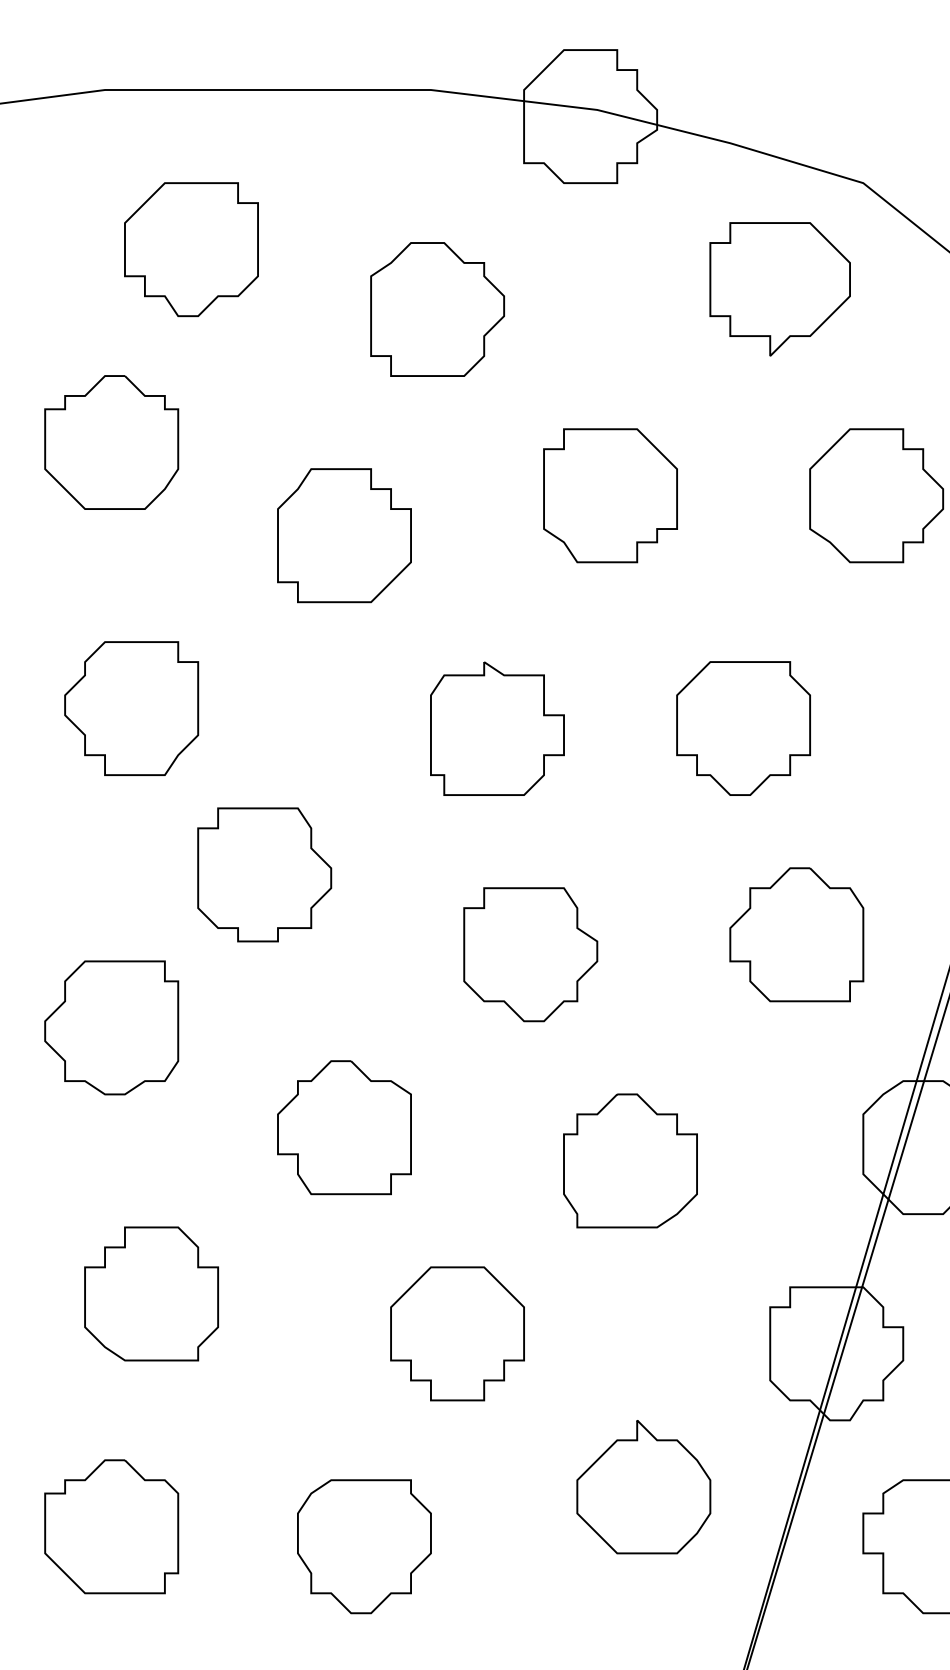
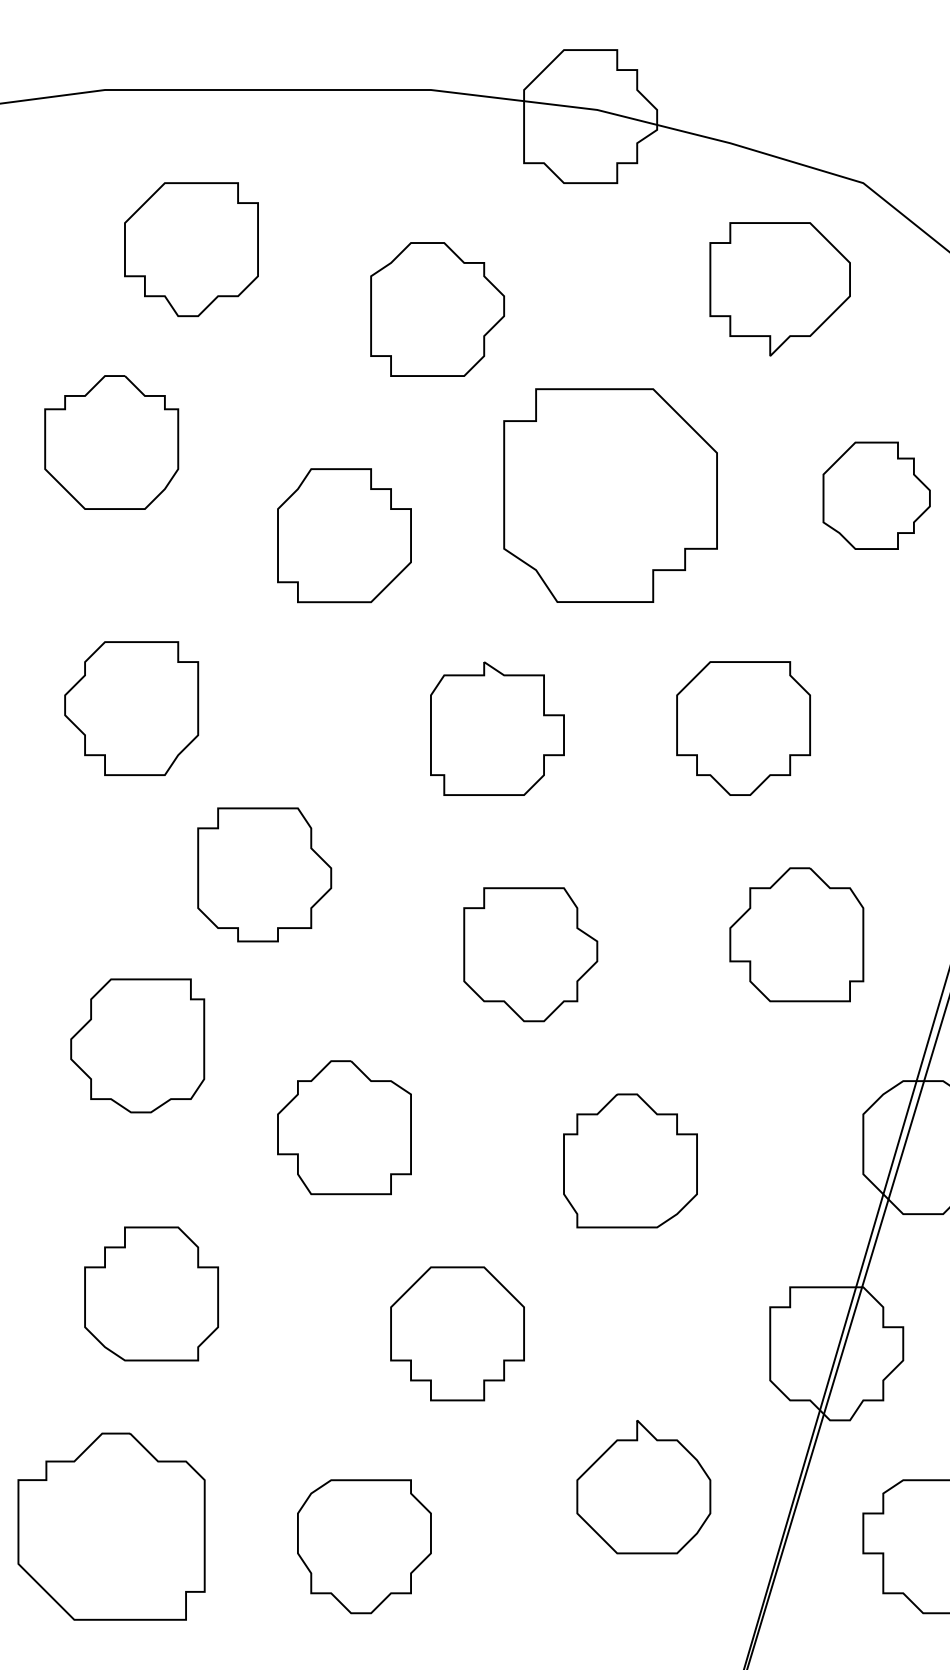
part size: 135x136 px -> 215x215 px (610, 495)
part size: 136x136 px -> 109x109 px (876, 495)
part position: (111, 1027) -> (137, 1045) (137, 1045)
part size: 136x136 px -> 189x189 px (111, 1526)
